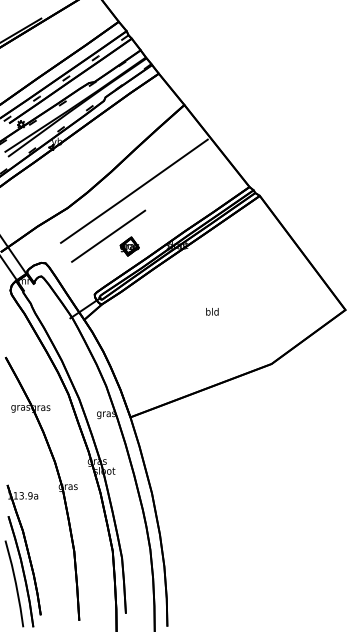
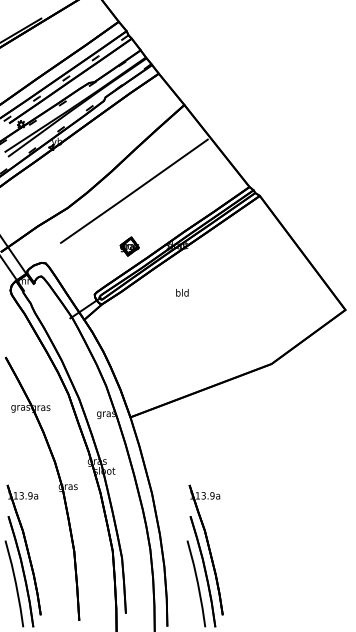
line: present -> none (108, 235)
text position: (212, 311) -> (182, 292) (182, 292)
part: none -> present (204, 555)
